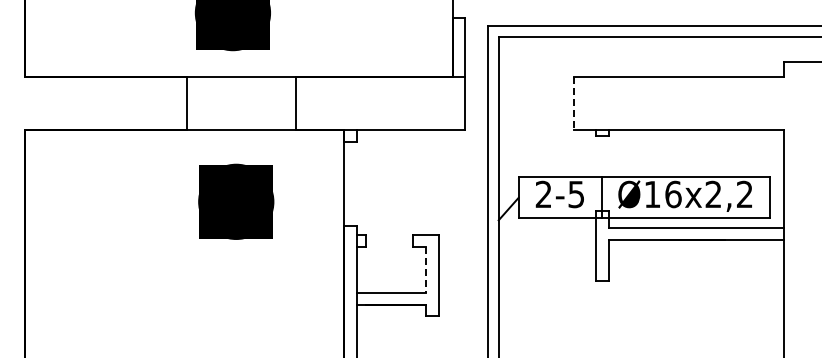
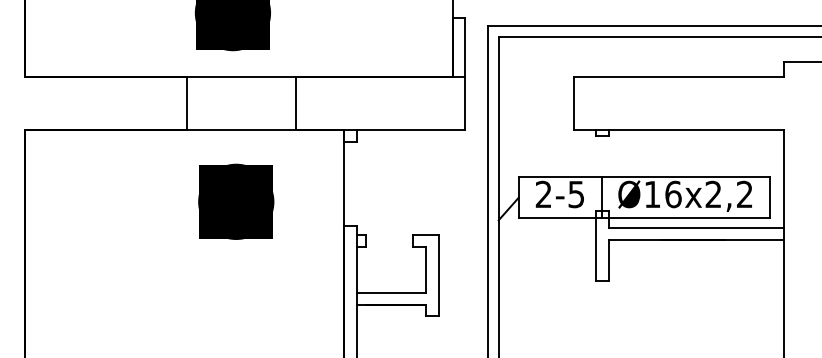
line: dashed -> solid (574, 103)
line: dashed -> solid (426, 269)
